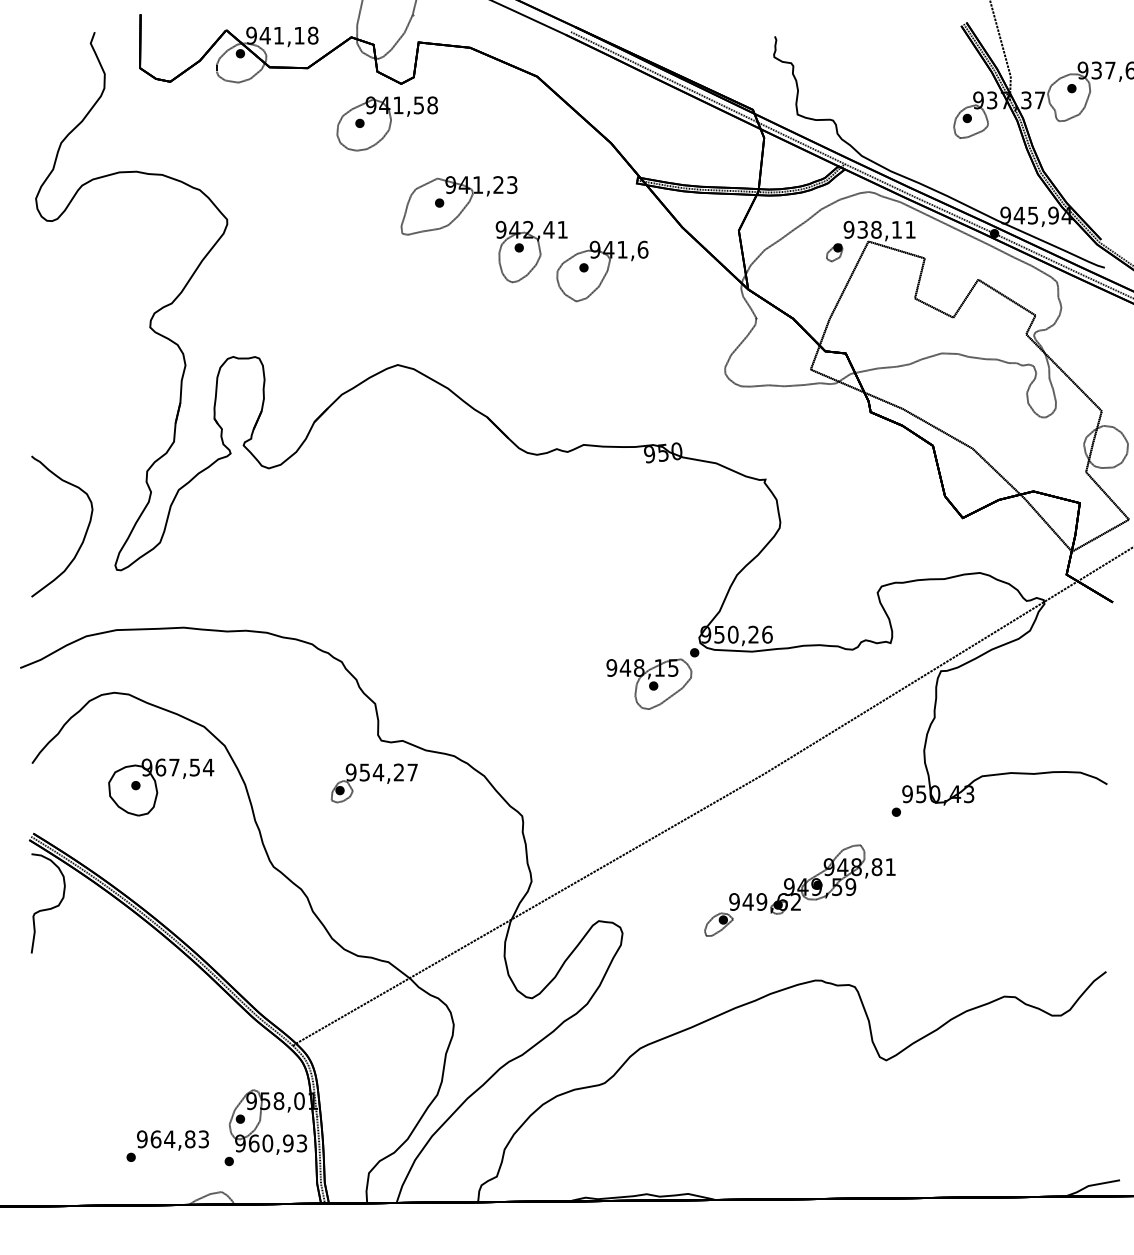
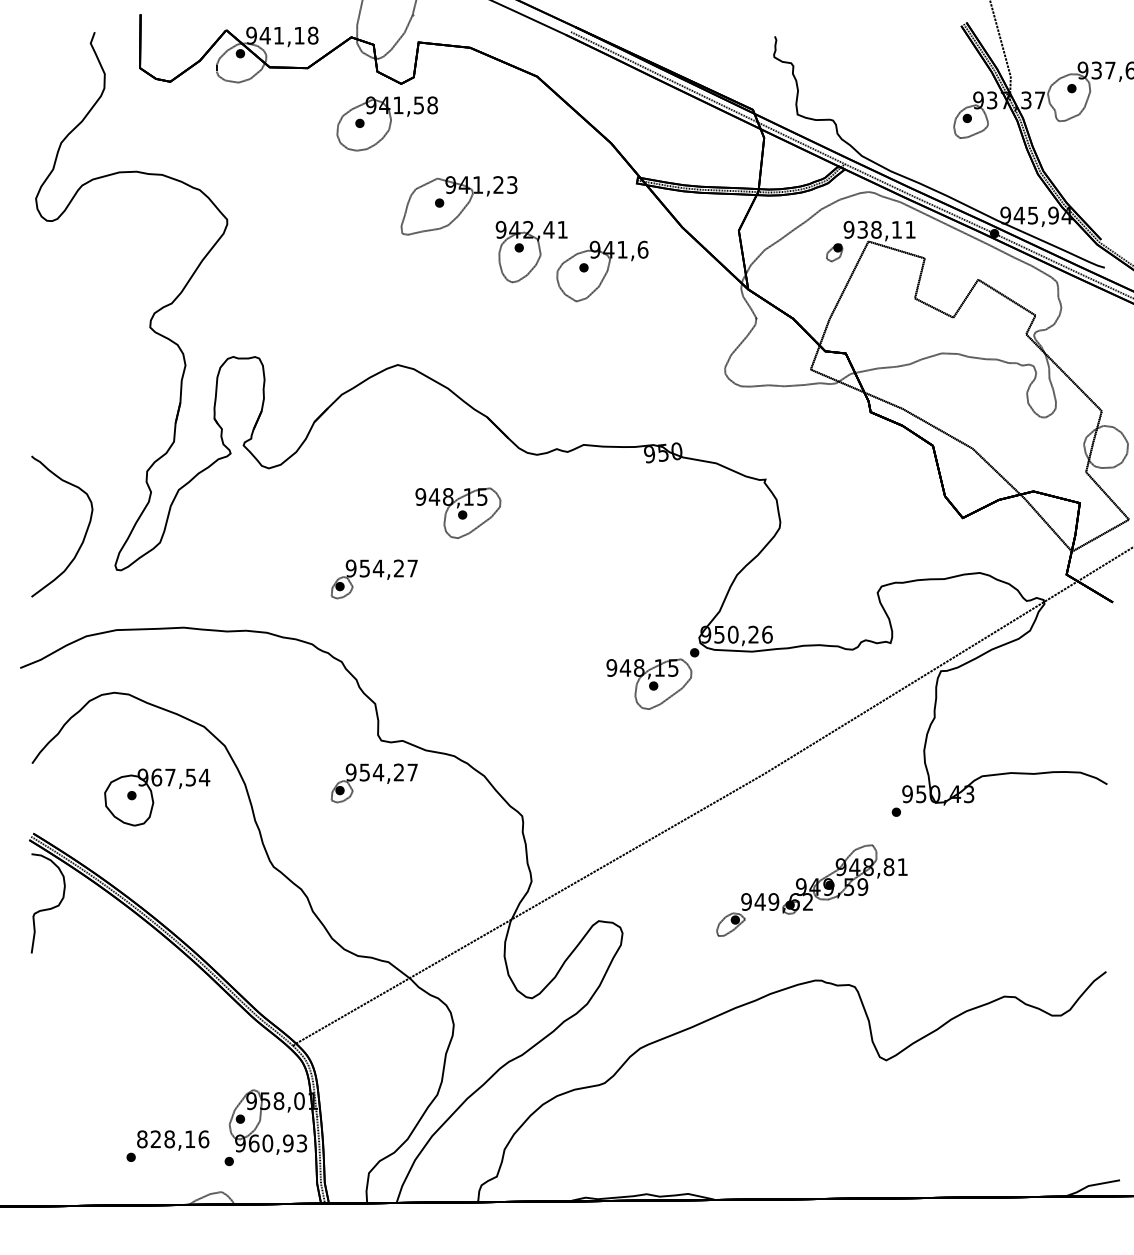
part: none -> present (458, 512)
part: none -> present (373, 579)
part position: (161, 787) -> (157, 797) (157, 797)
part position: (799, 890) -> (811, 890) (811, 890)
text: 964,83 -> 828,16 (173, 1139)
